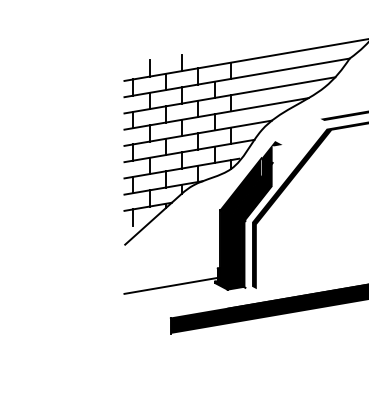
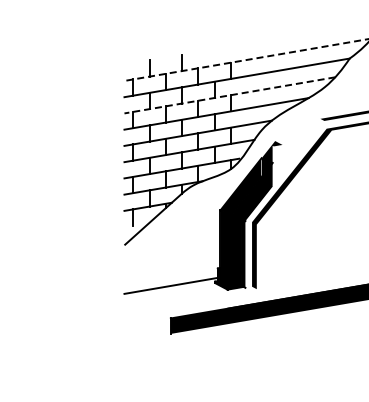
line: solid -> dashed (246, 60)
line: solid -> dashed (229, 95)
